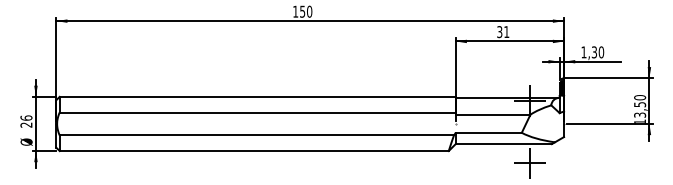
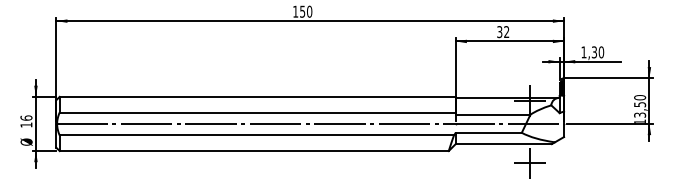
text: 31 -> 32 (506, 31)
line: none -> present (310, 123)
text: 26 -> 16 (26, 124)
